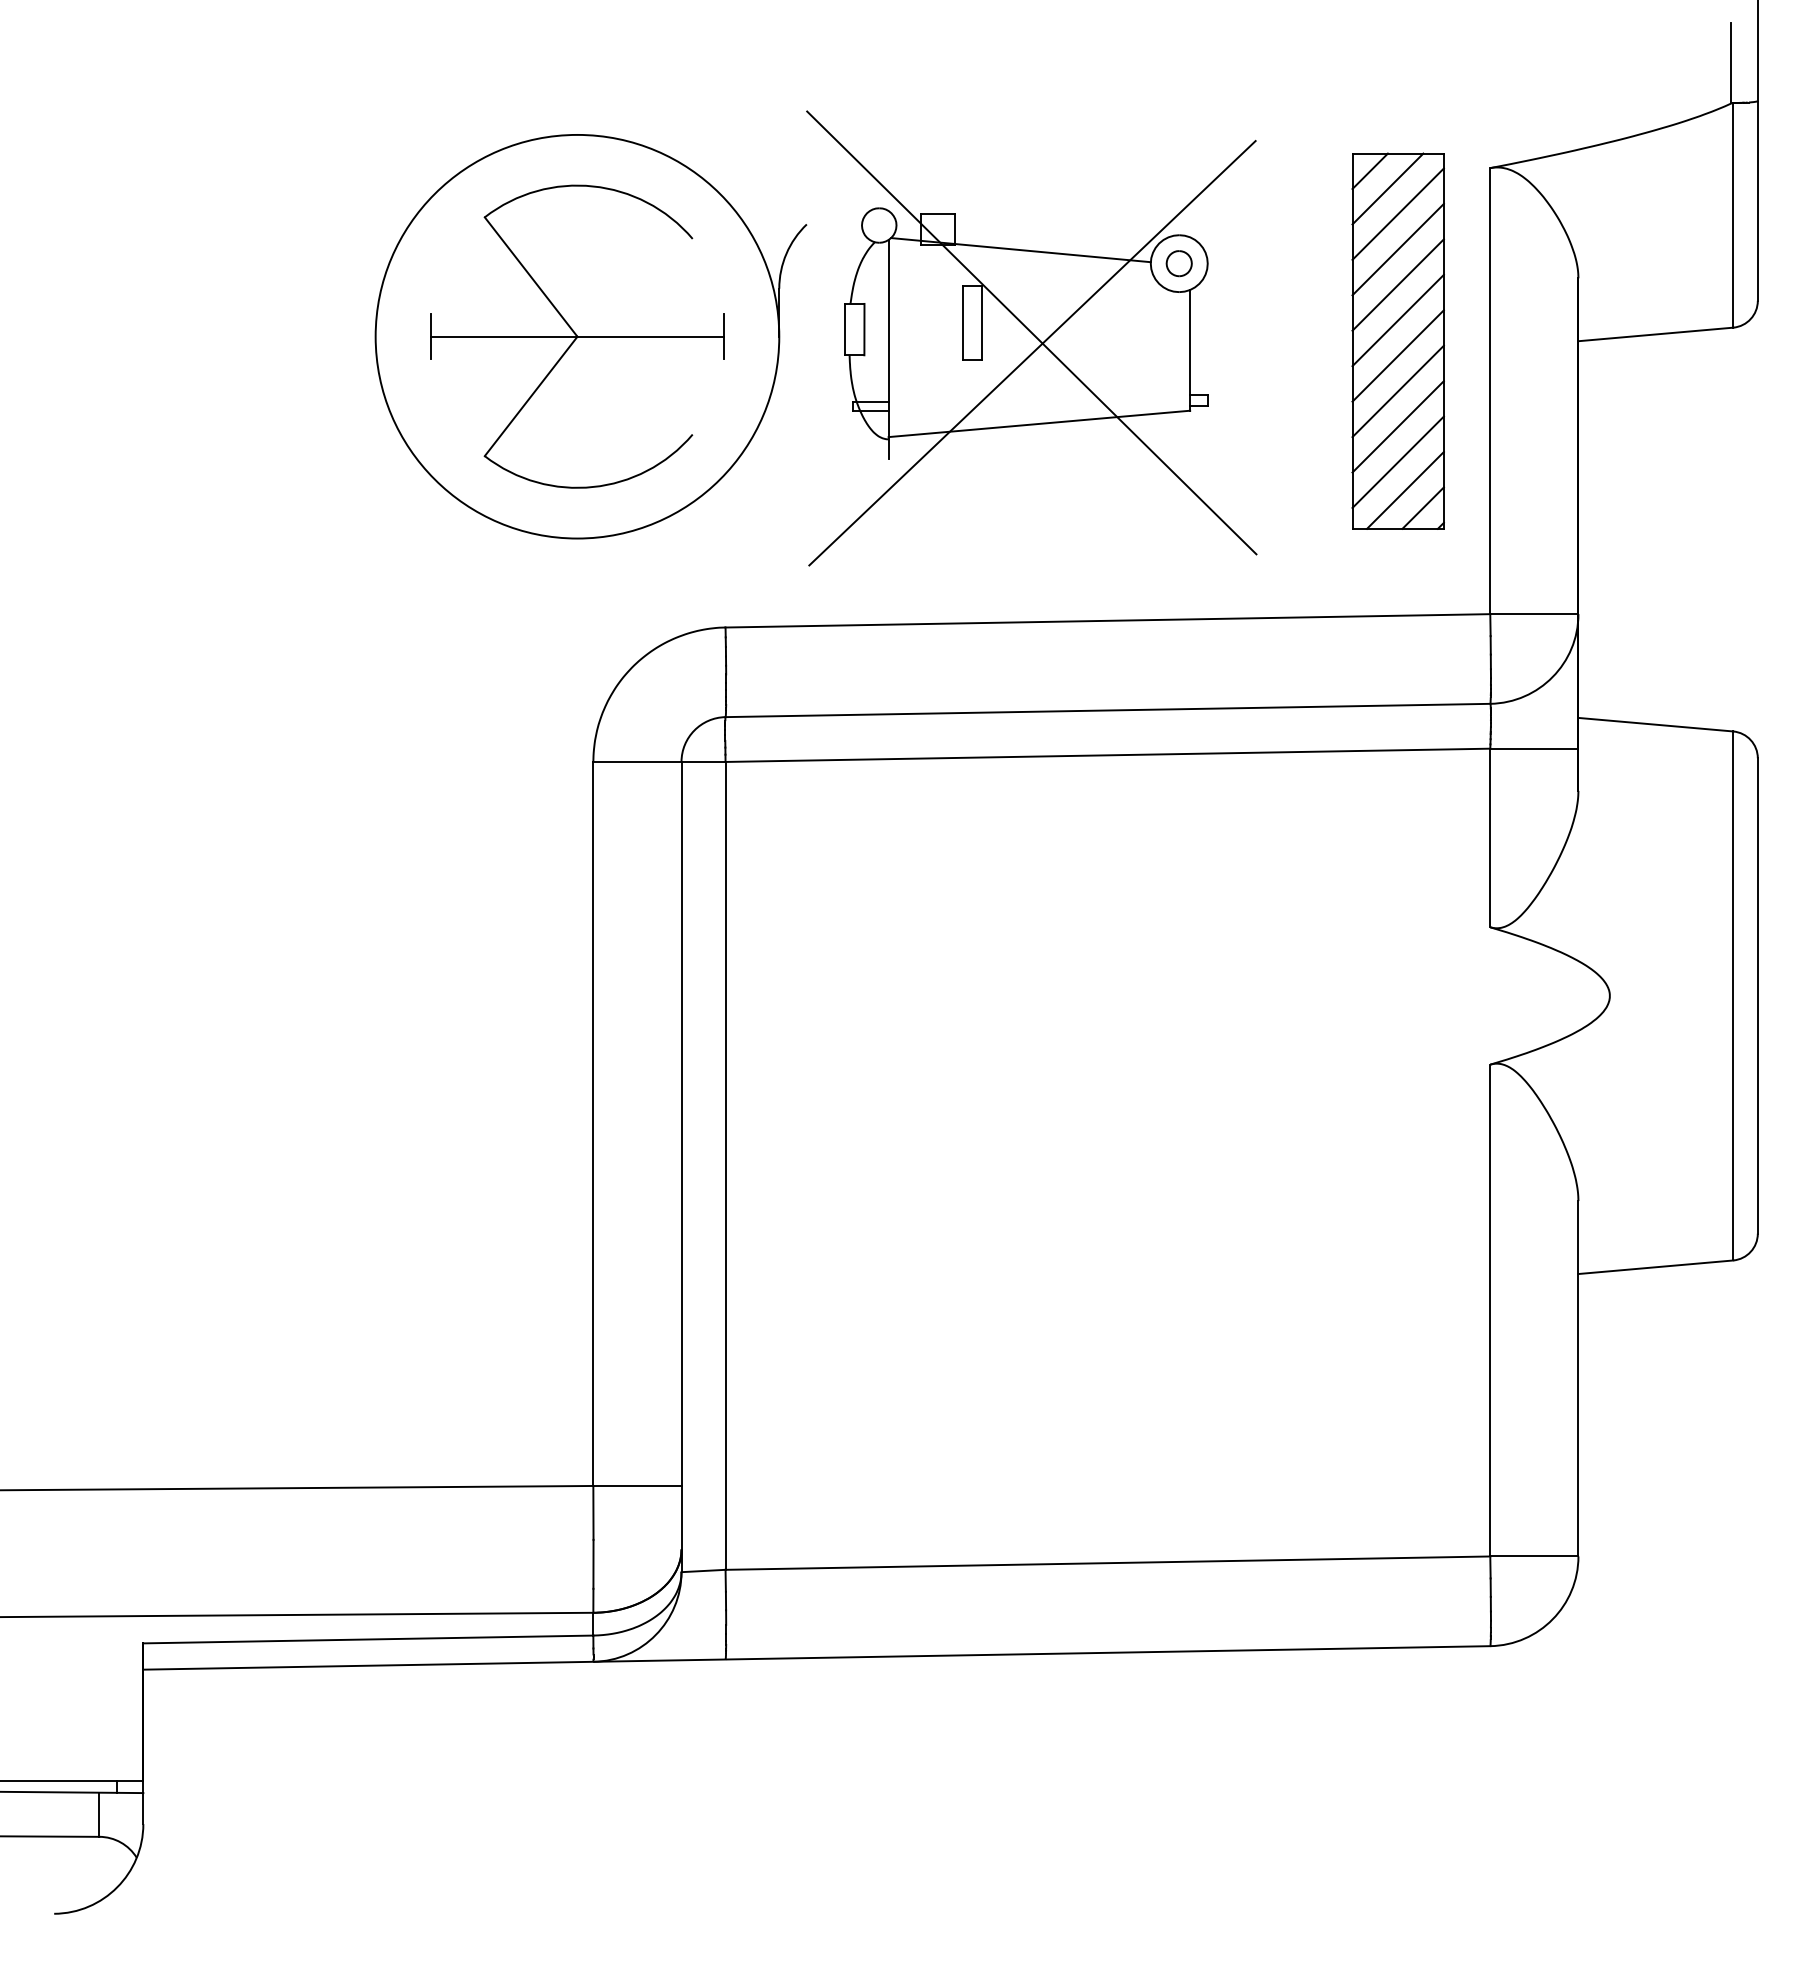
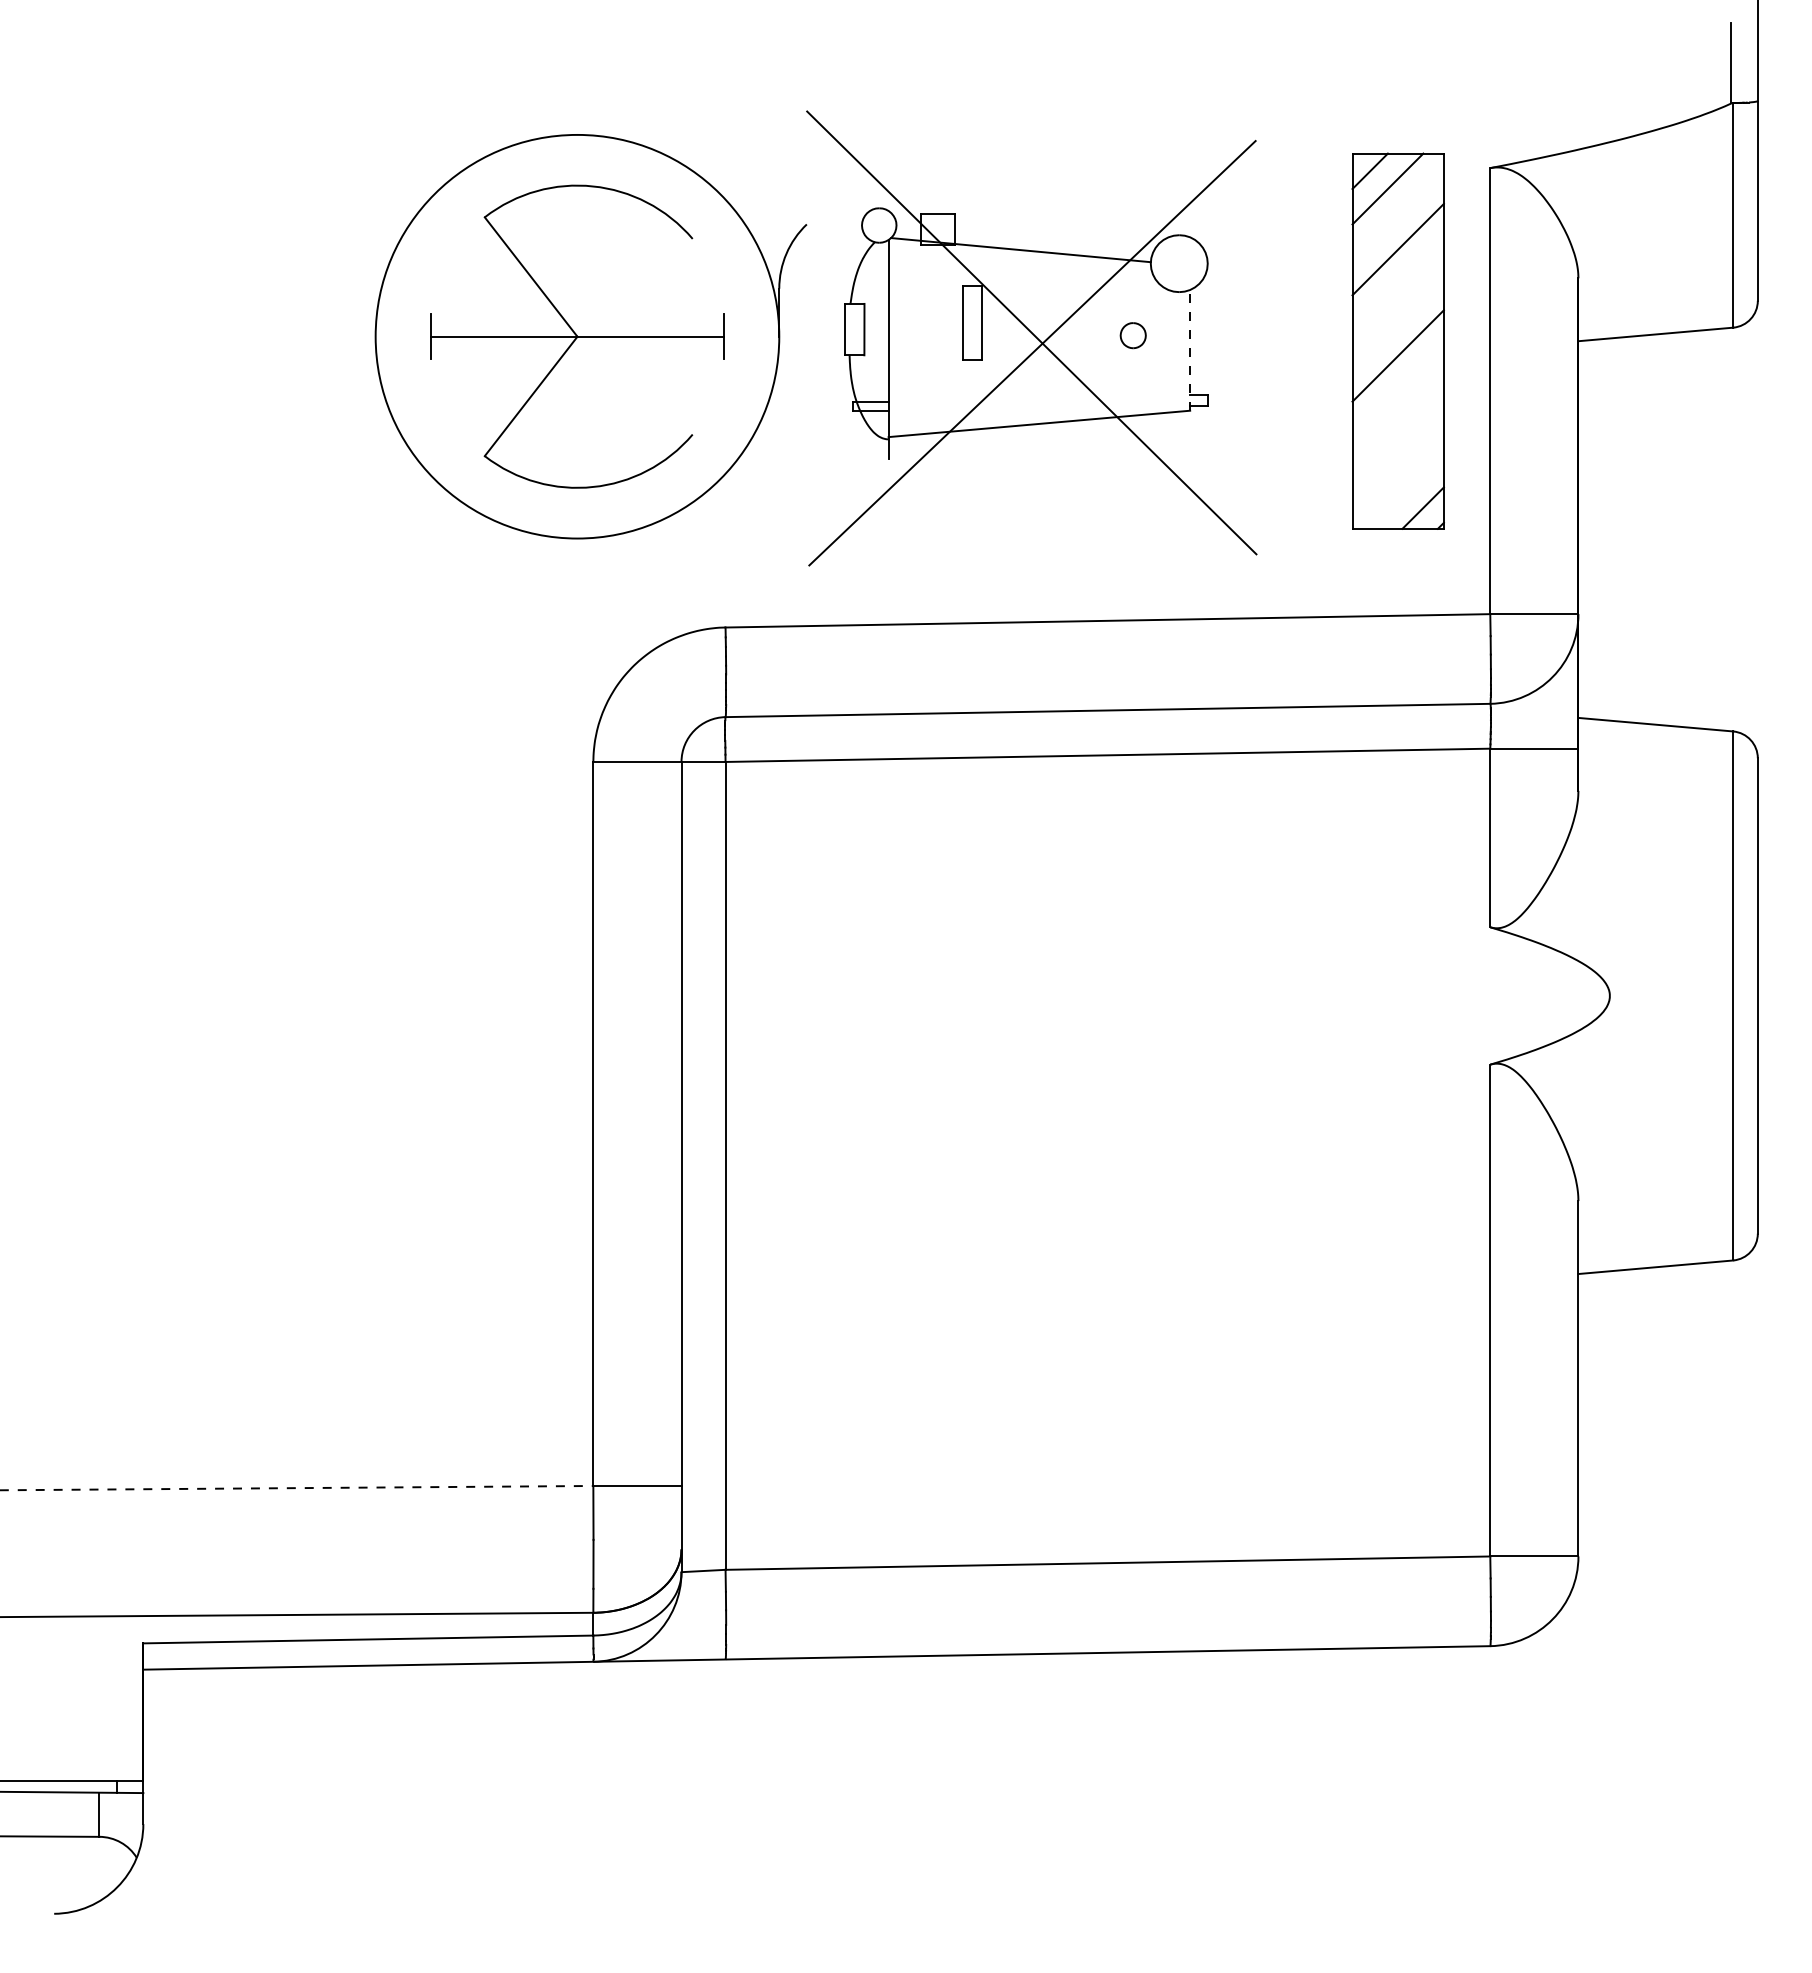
line: present -> none (1397, 213)
part position: (1178, 263) -> (1132, 335) (1132, 335)
line: present -> none (1397, 284)
line: present -> none (1397, 320)
line: solid -> dashed (1190, 349)
line: present -> none (1397, 391)
line: present -> none (1397, 426)
line: present -> none (1397, 461)
line: present -> none (1405, 489)
line: solid -> dashed (297, 1488)
